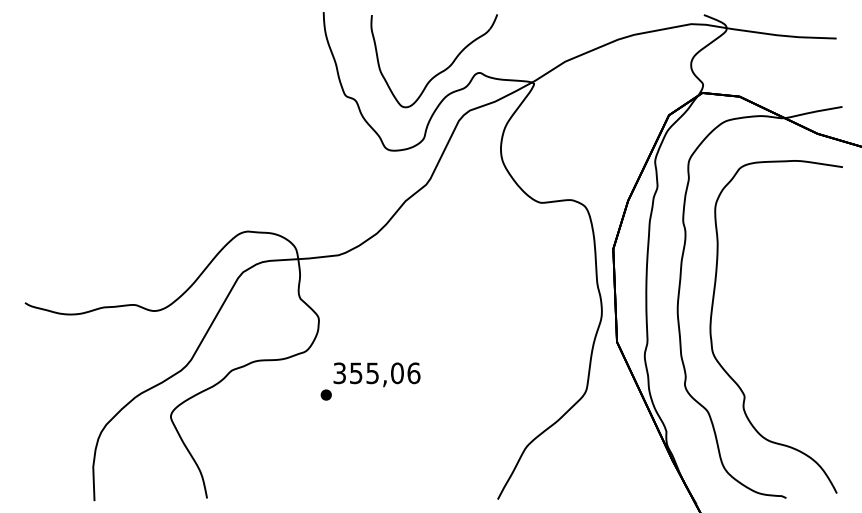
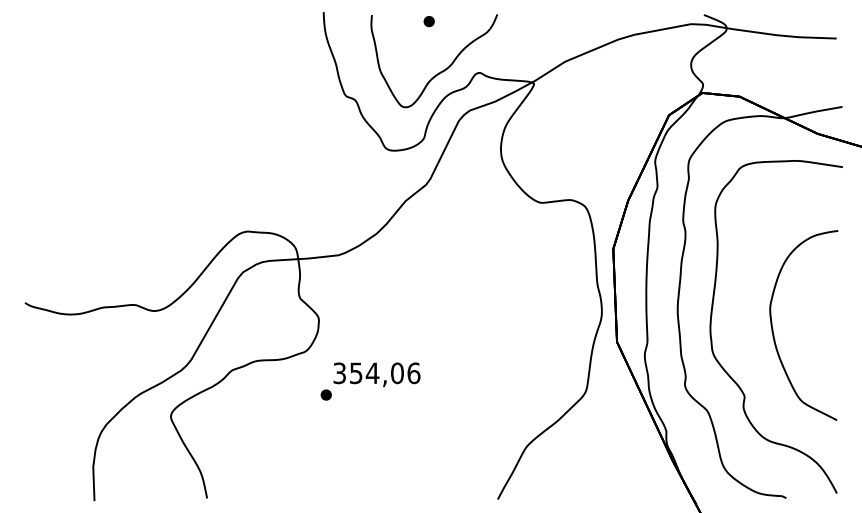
part: none -> present (428, 21)
part: none -> present (773, 328)
text: 355,06 -> 354,06 (372, 373)
